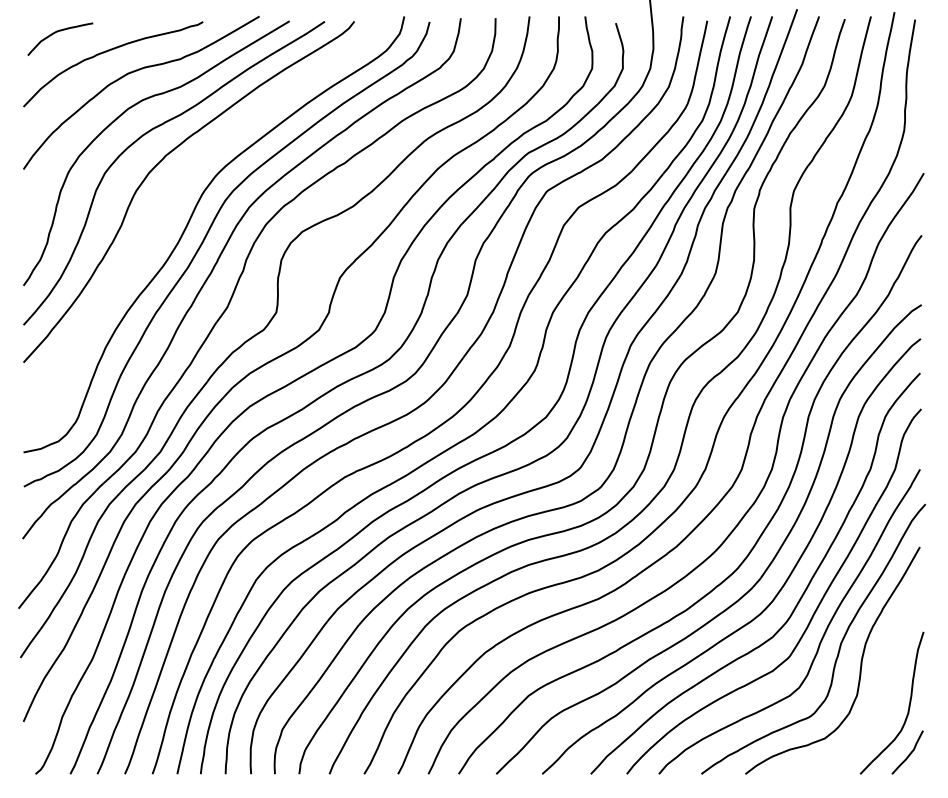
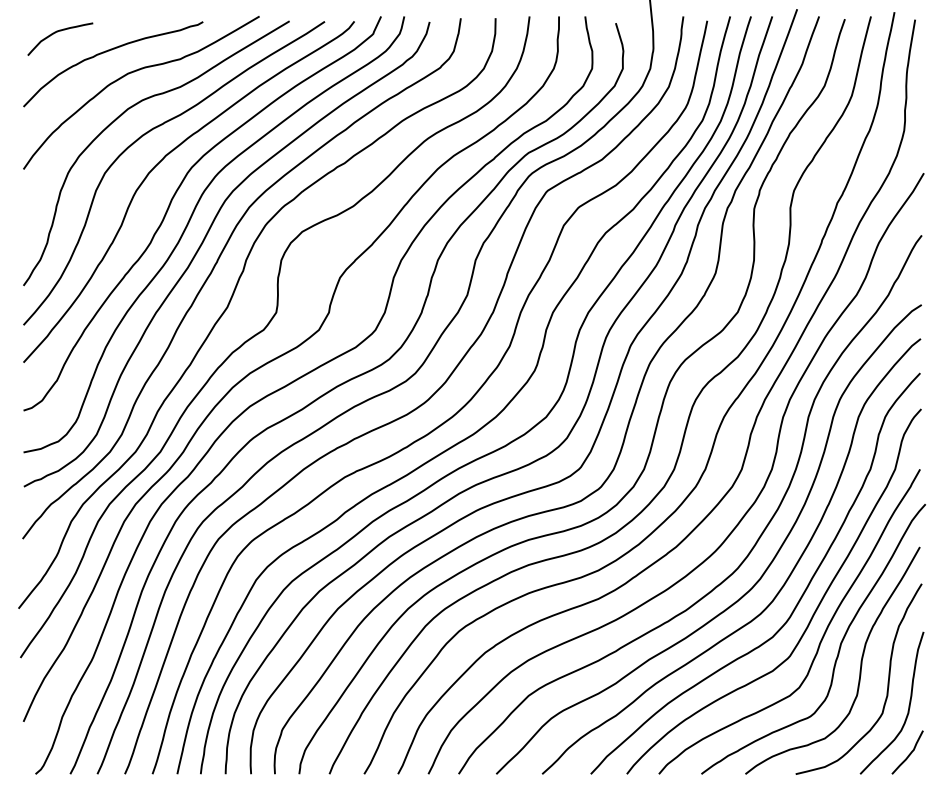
curve: none -> present (174, 197)
curve: none -> present (887, 681)
